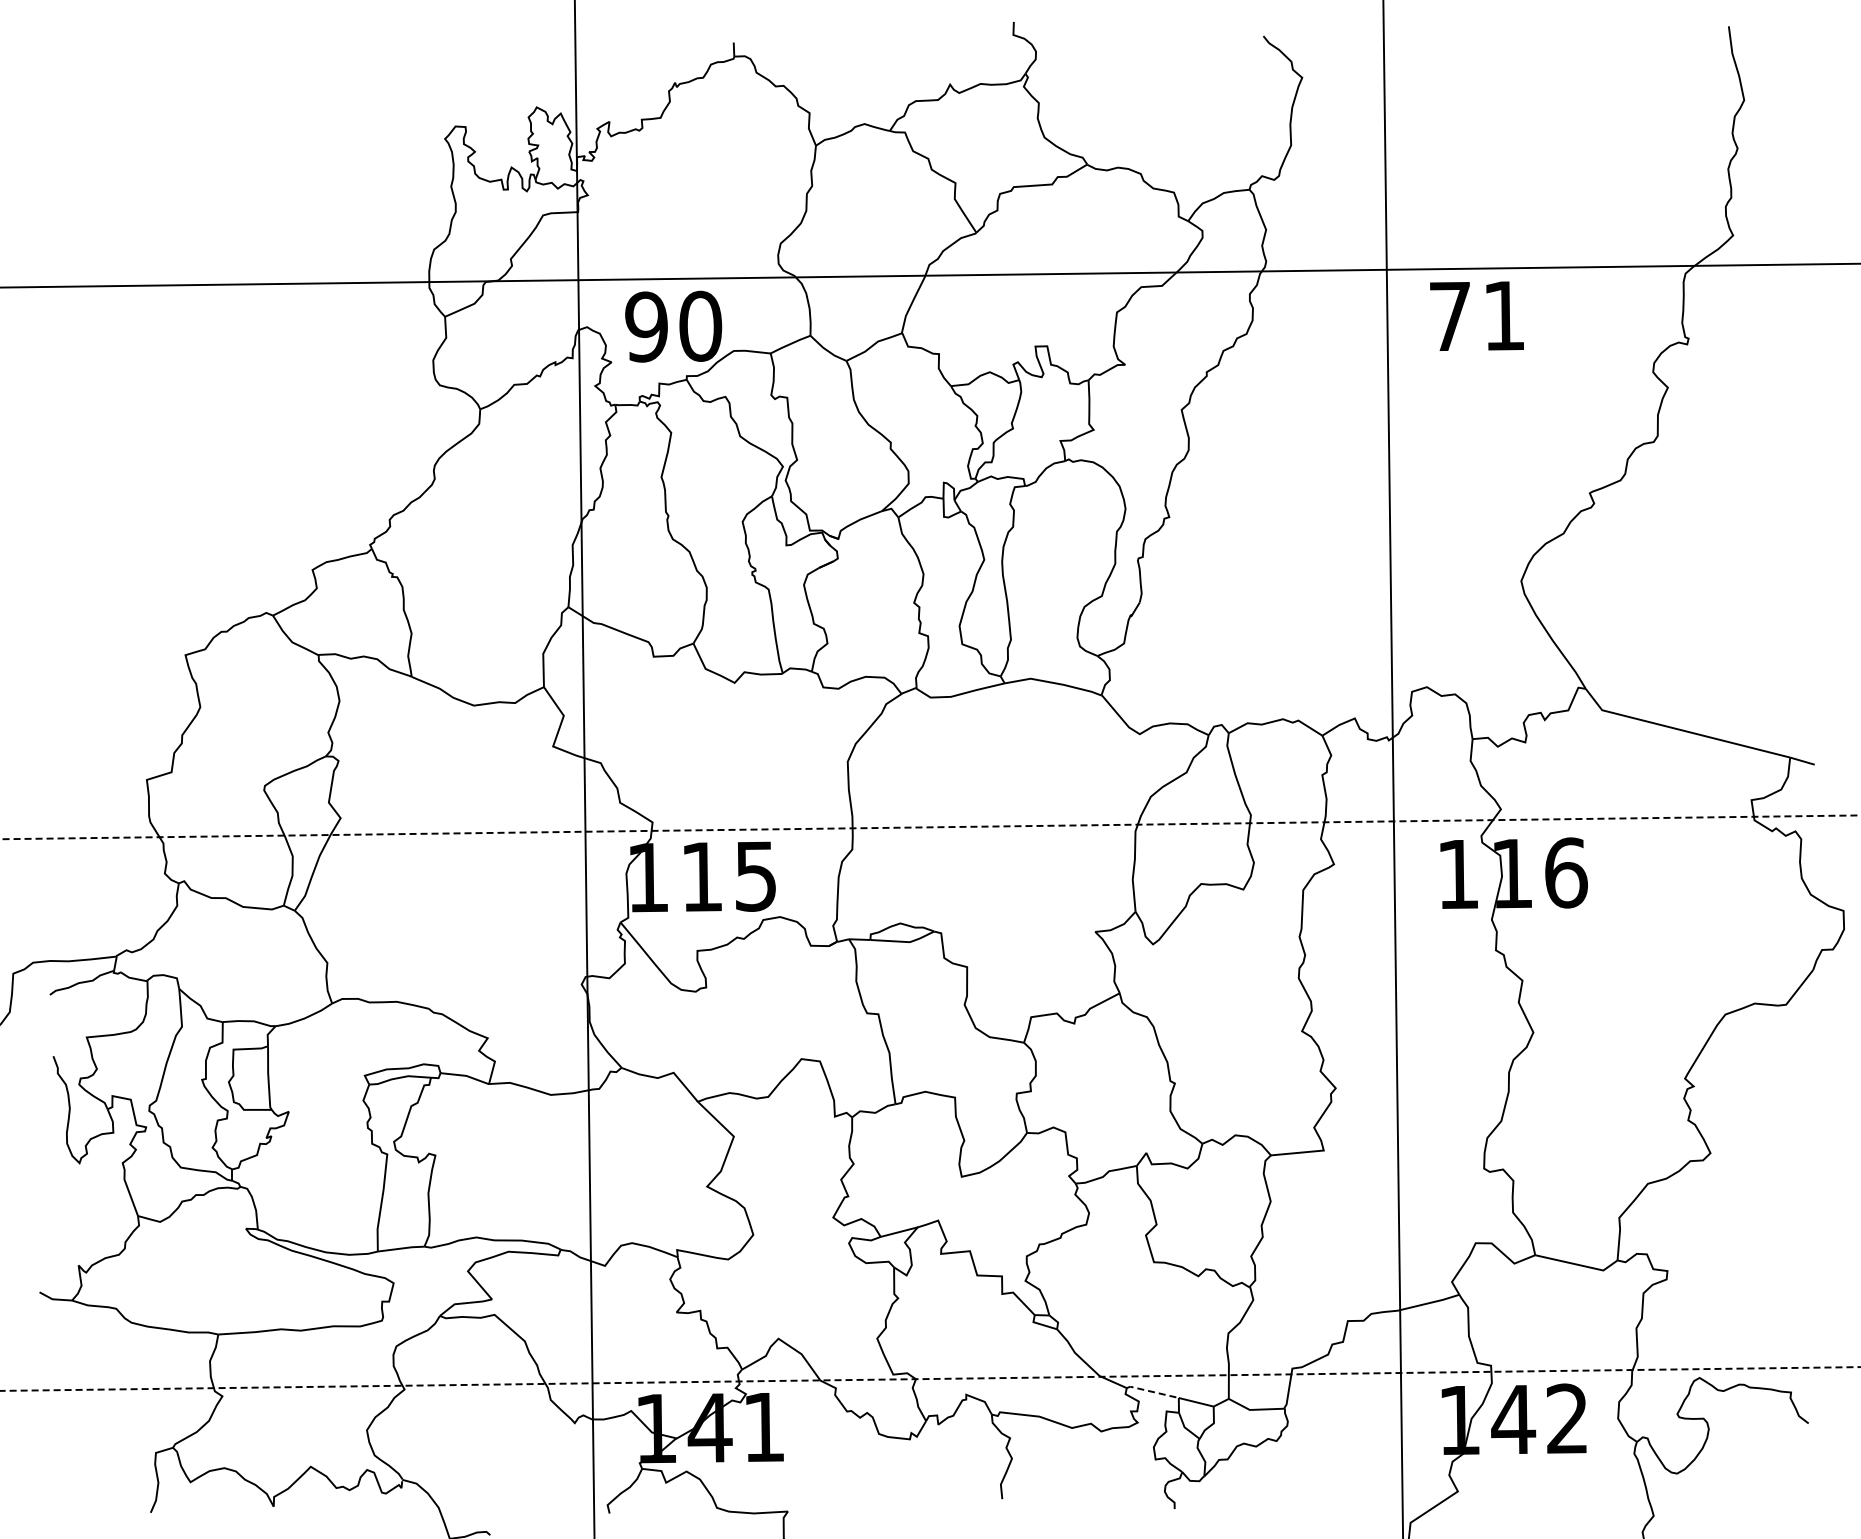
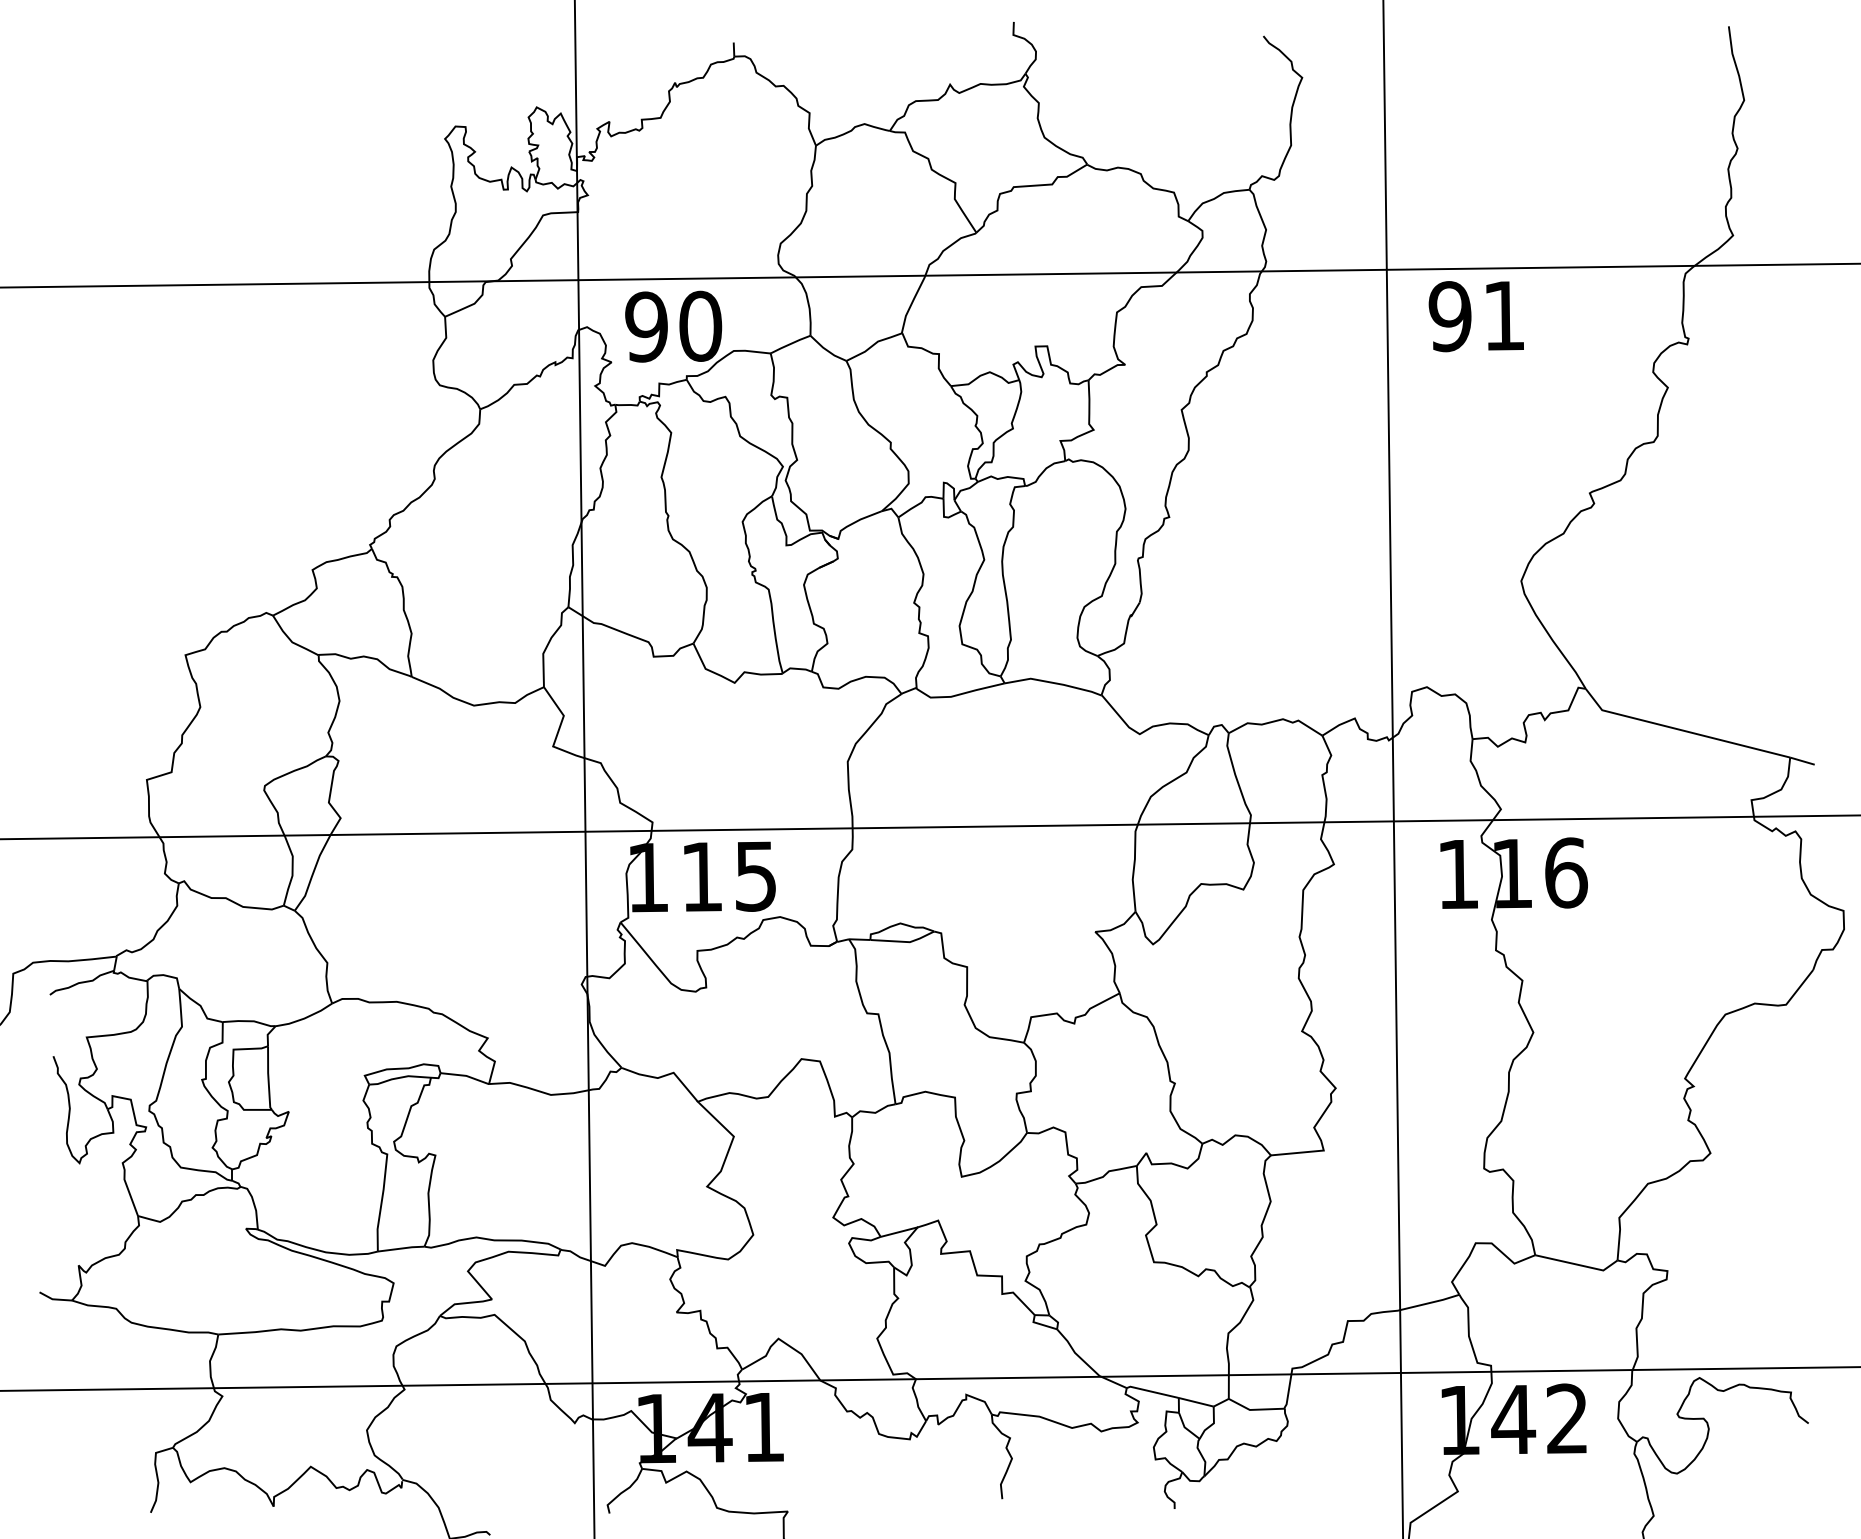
text: 71 -> 91 (1449, 316)
line: dashed -> solid (930, 827)
line: dashed -> solid (930, 1379)
line: dashed -> solid (1152, 1391)
